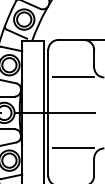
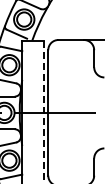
line: present -> none (73, 77)
line: solid -> dashed (43, 112)
line: present -> none (73, 148)
